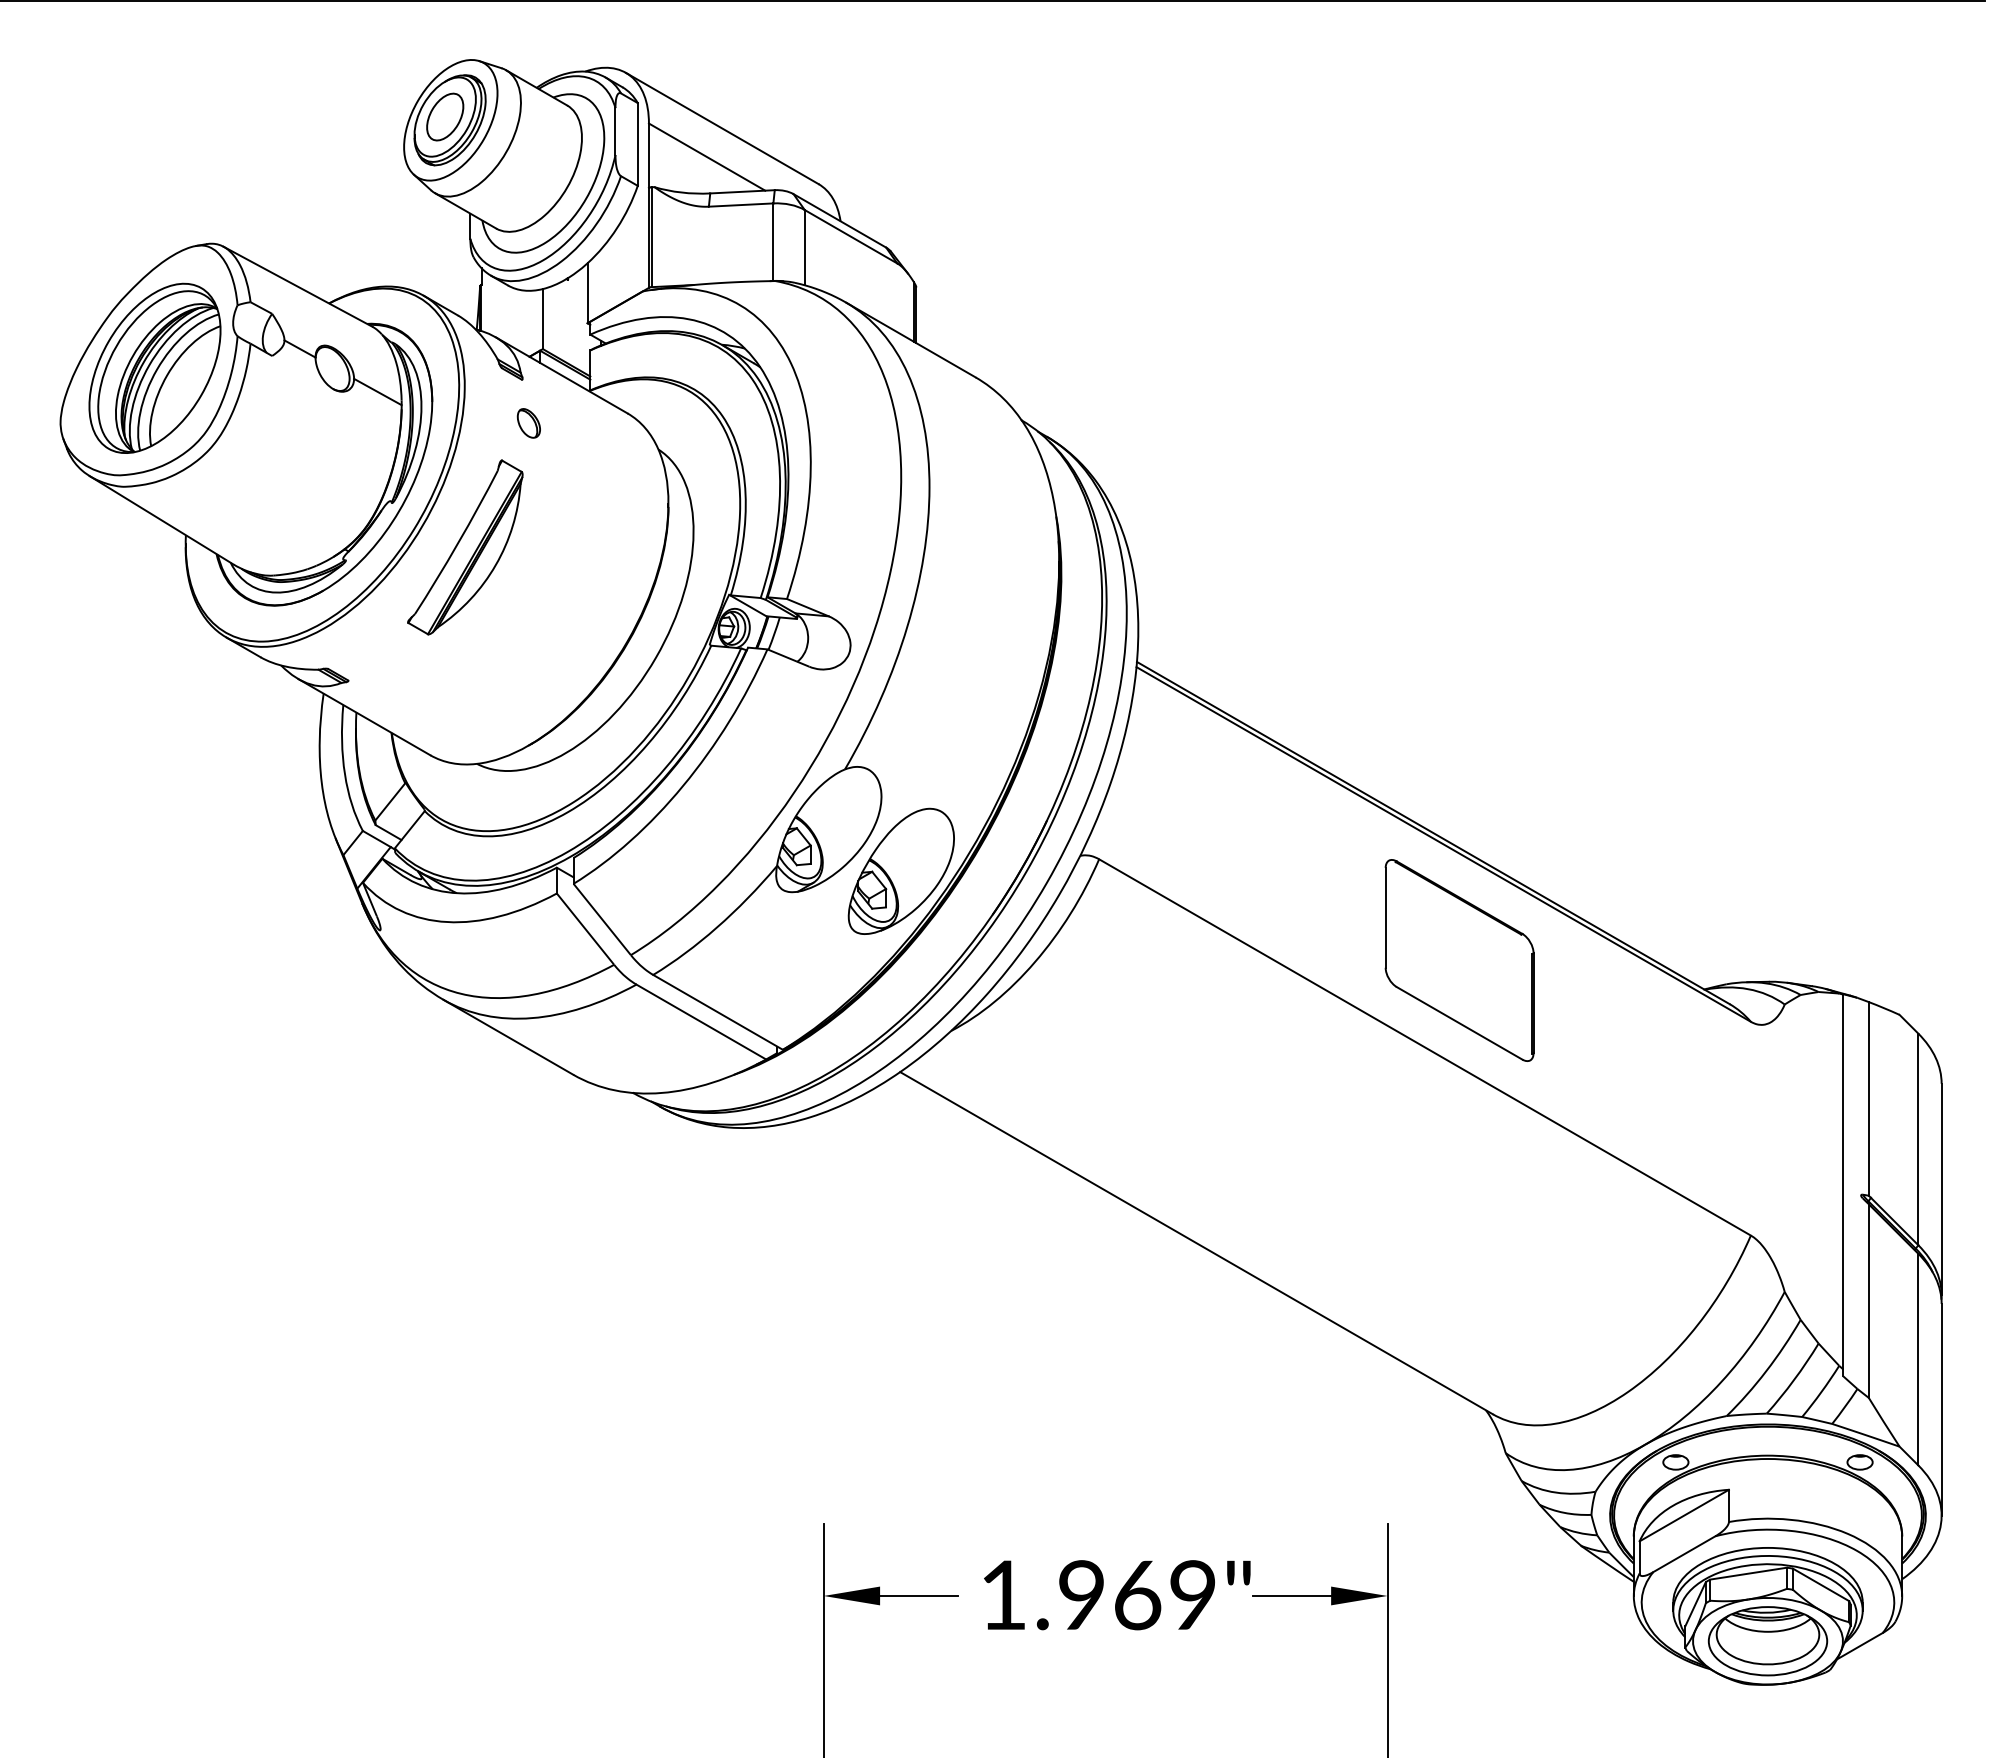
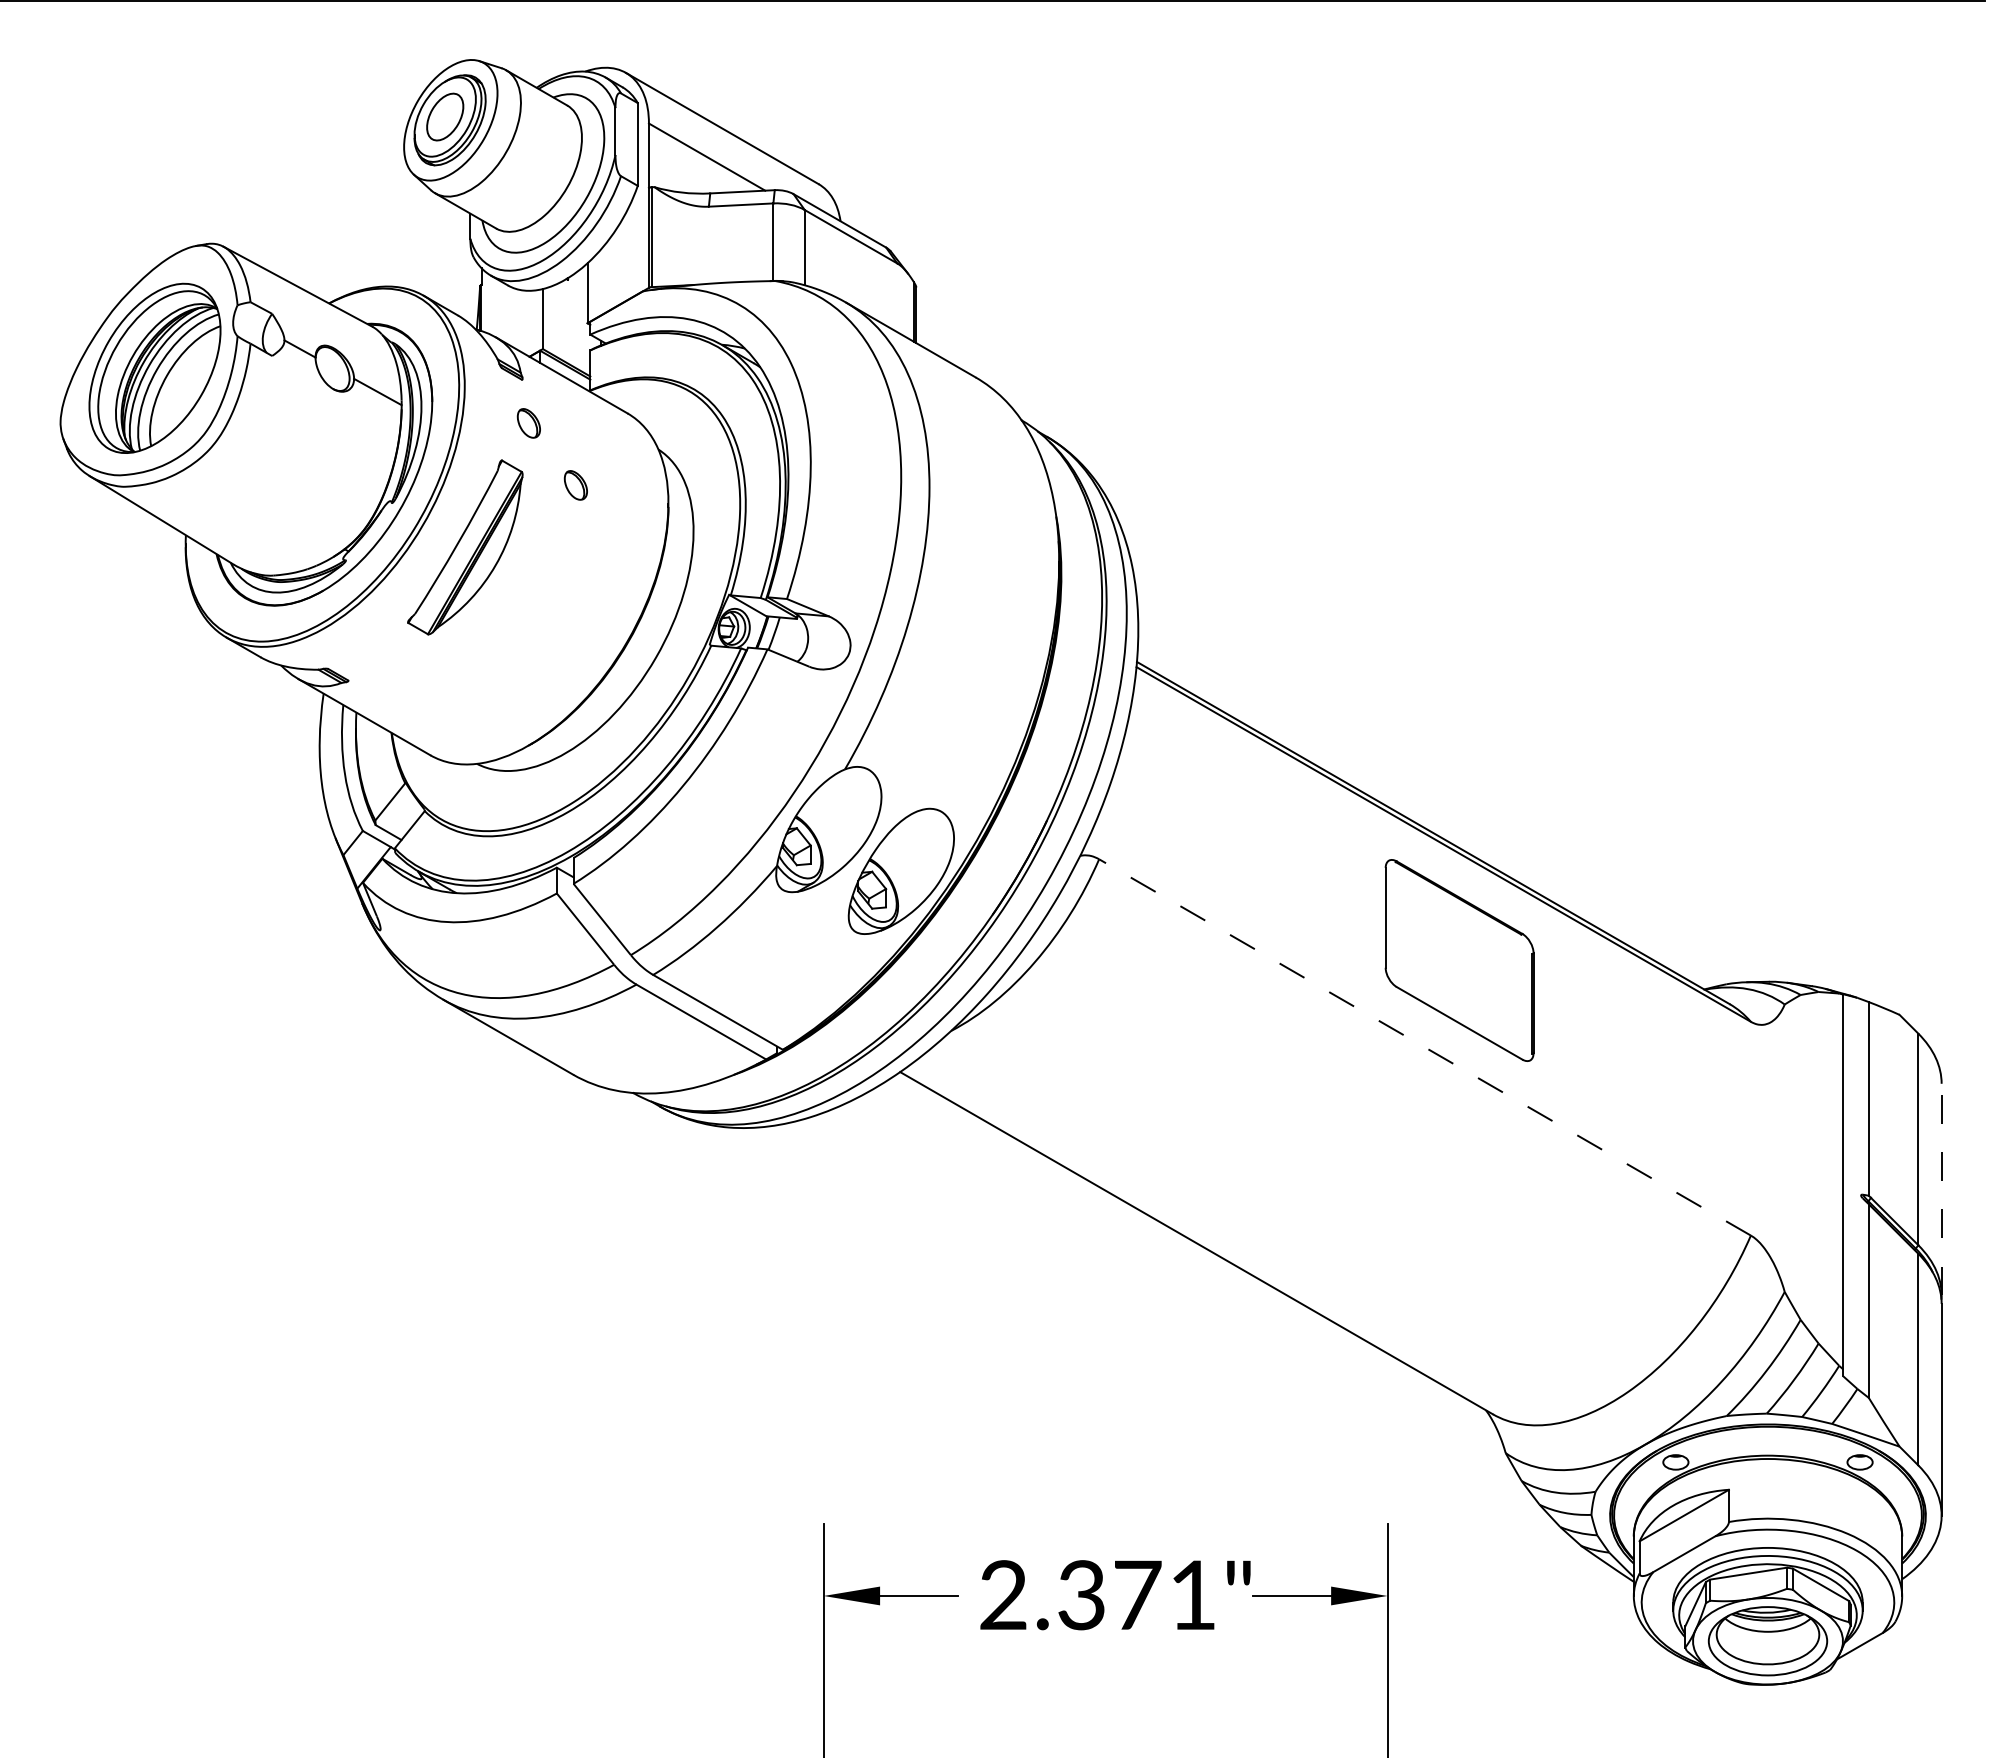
part: none -> present (575, 485)
line: solid -> dashed (1424, 1047)
line: solid -> dashed (1941, 1189)
text: 1.969" -> 2.371" (1097, 1595)
